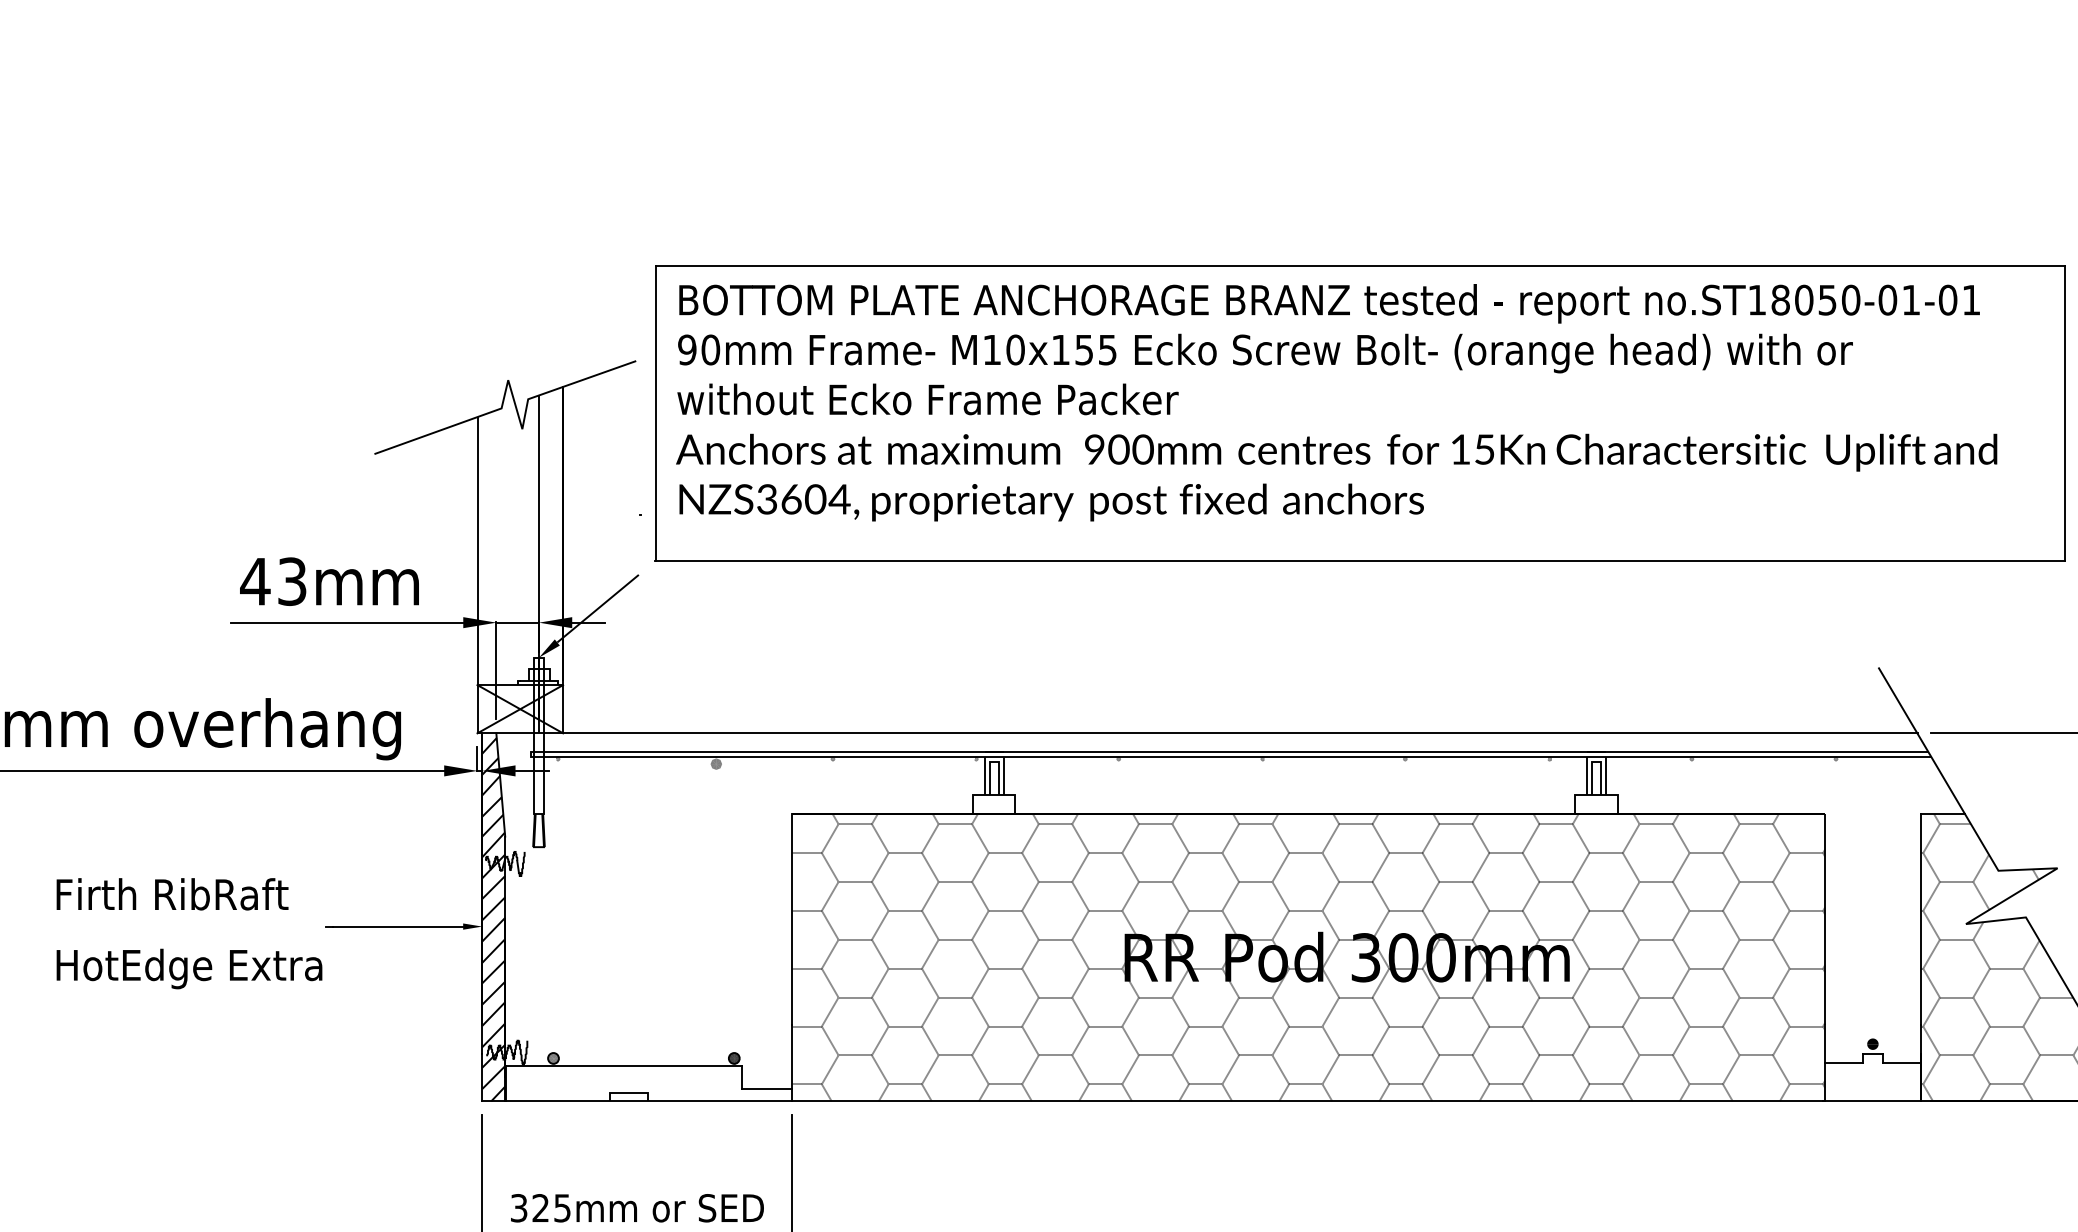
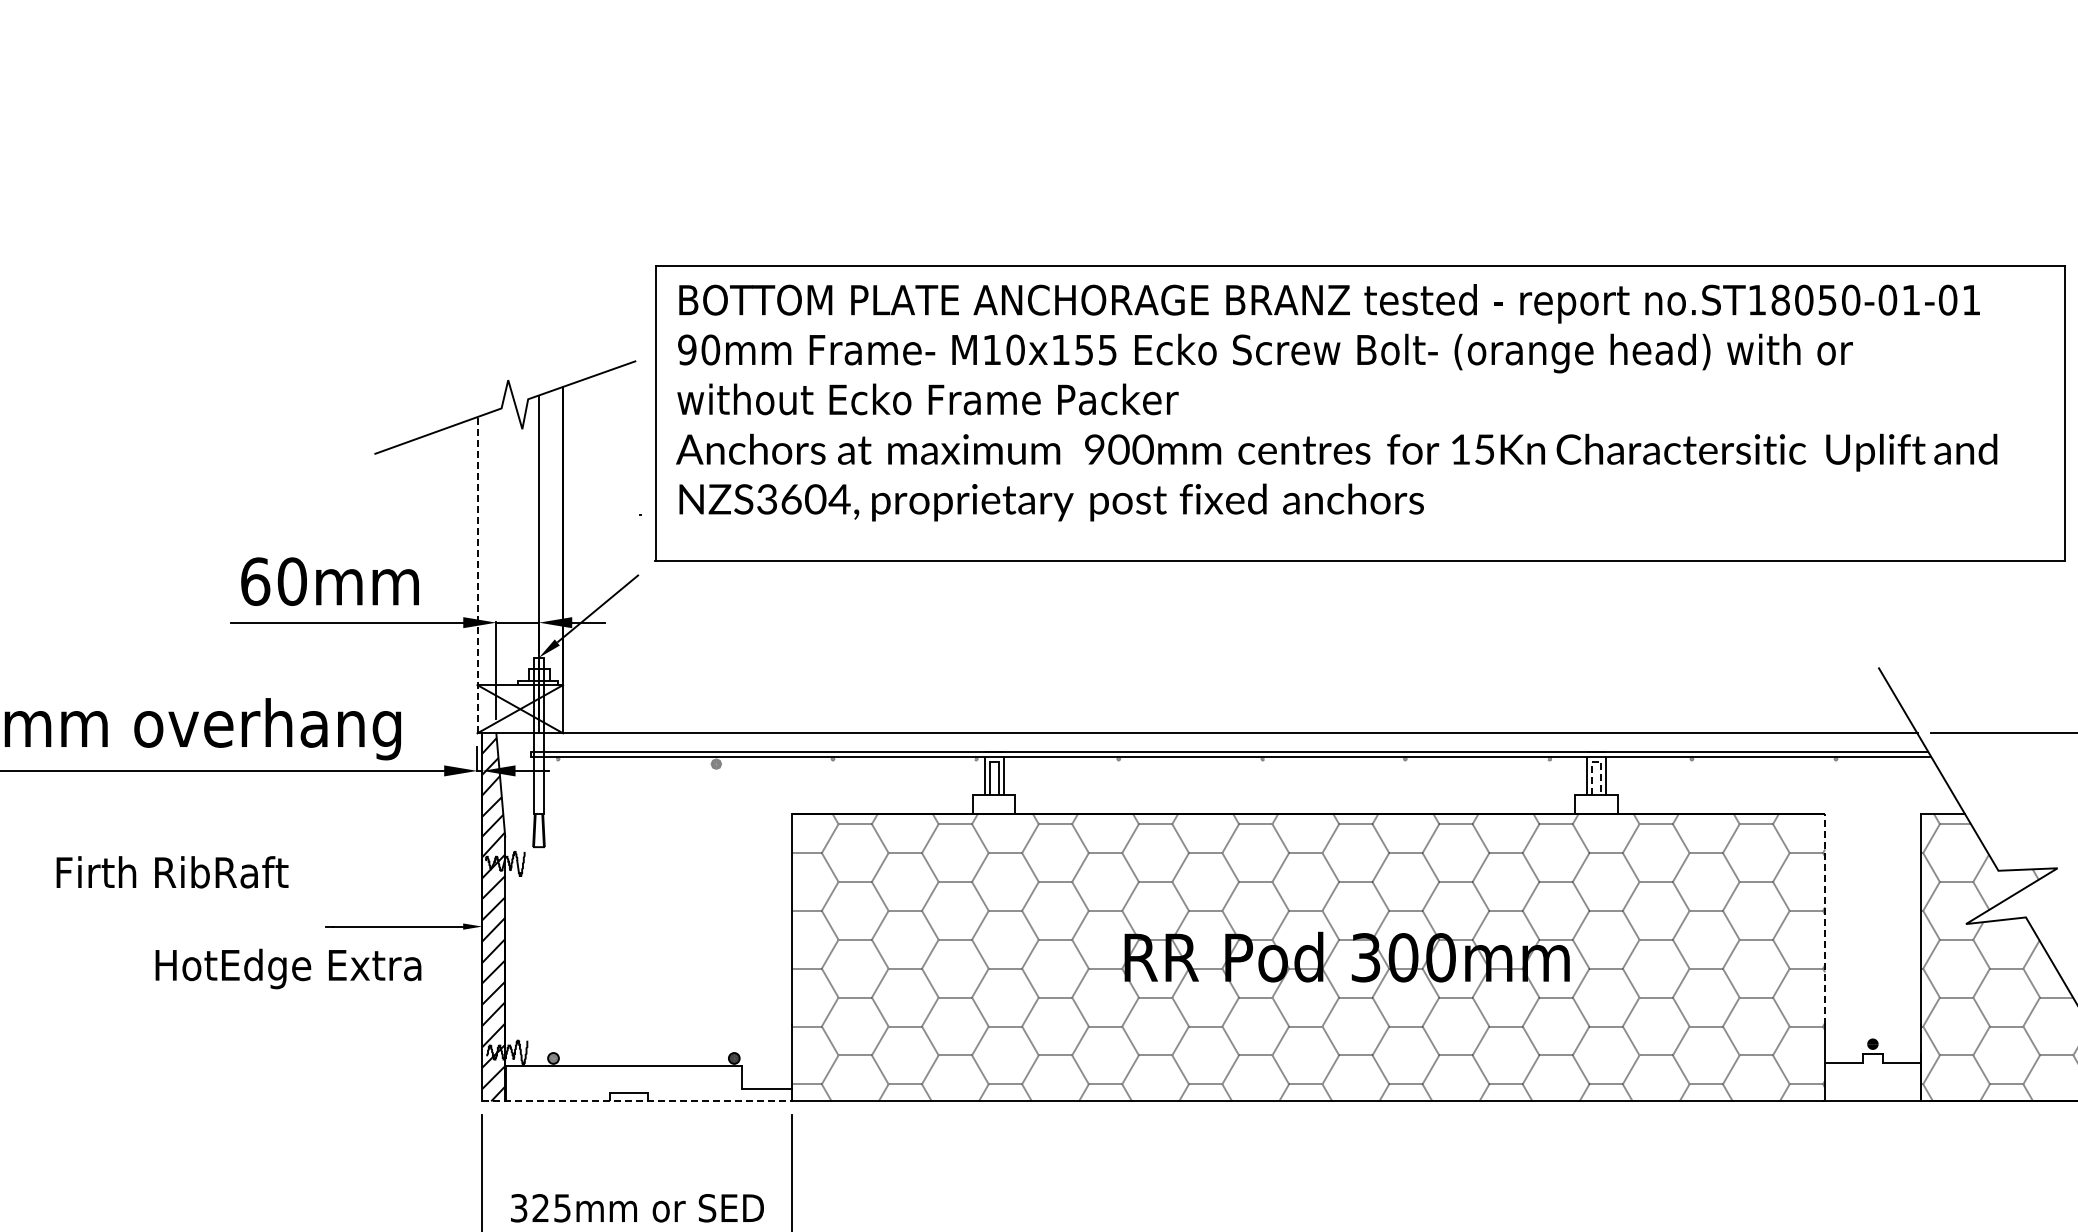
line: solid -> dashed (477, 575)
text: 43mm -> 60mm (273, 581)
line: solid -> dashed (1596, 761)
text position: (172, 894) -> (172, 872) (172, 872)
line: solid -> dashed (1825, 919)
text position: (189, 968) -> (288, 968) (288, 968)
line: solid -> dashed (637, 1101)
